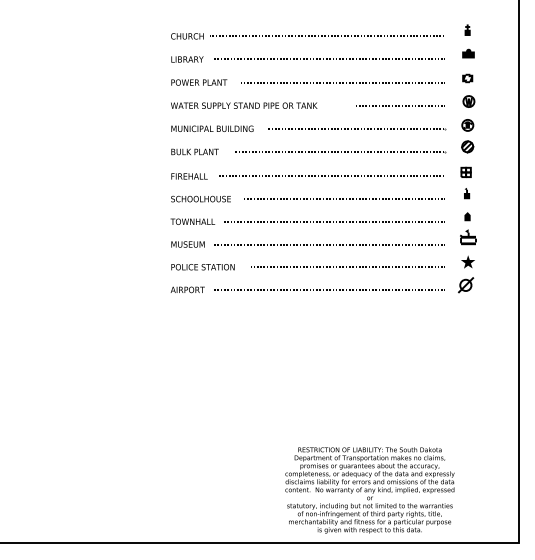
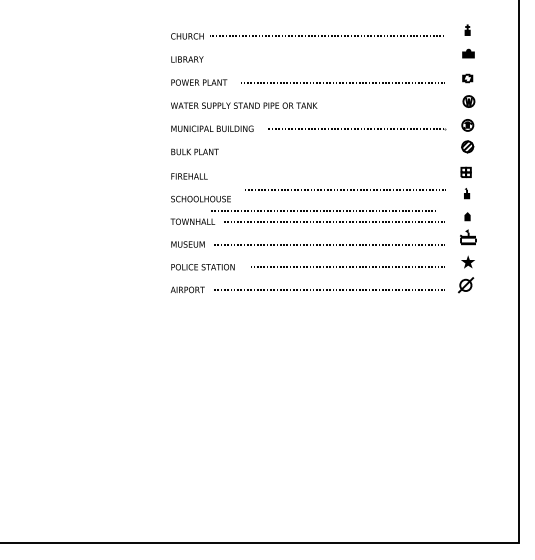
line: present -> none (328, 59)
line: present -> none (400, 105)
line: present -> none (340, 151)
line position: (331, 175) -> (323, 210) (323, 210)
line position: (343, 198) -> (344, 189) (344, 189)
part: present -> none (369, 490)
